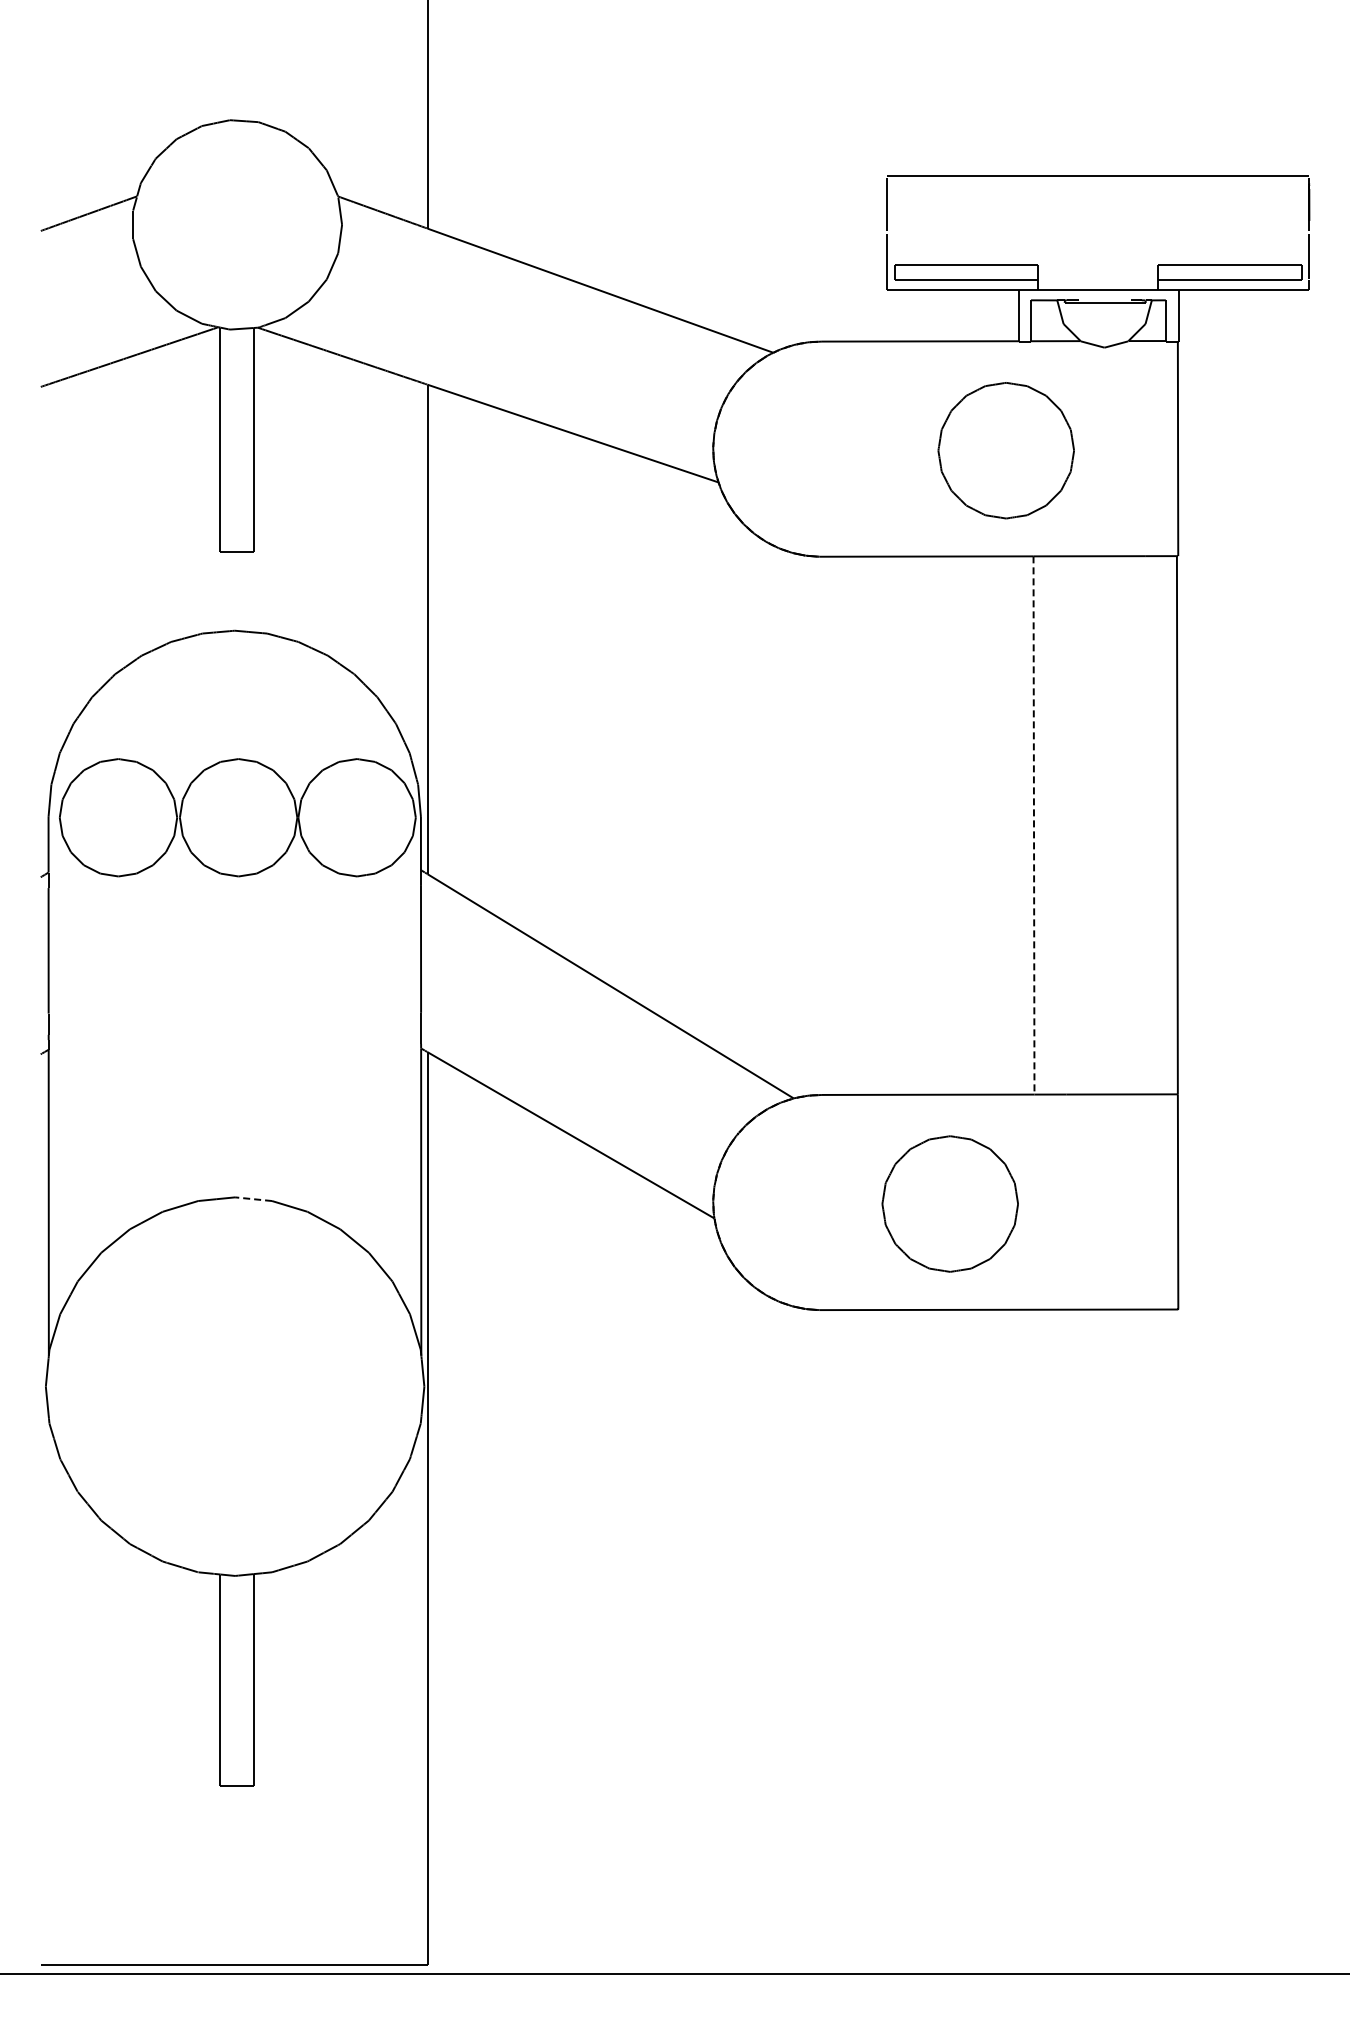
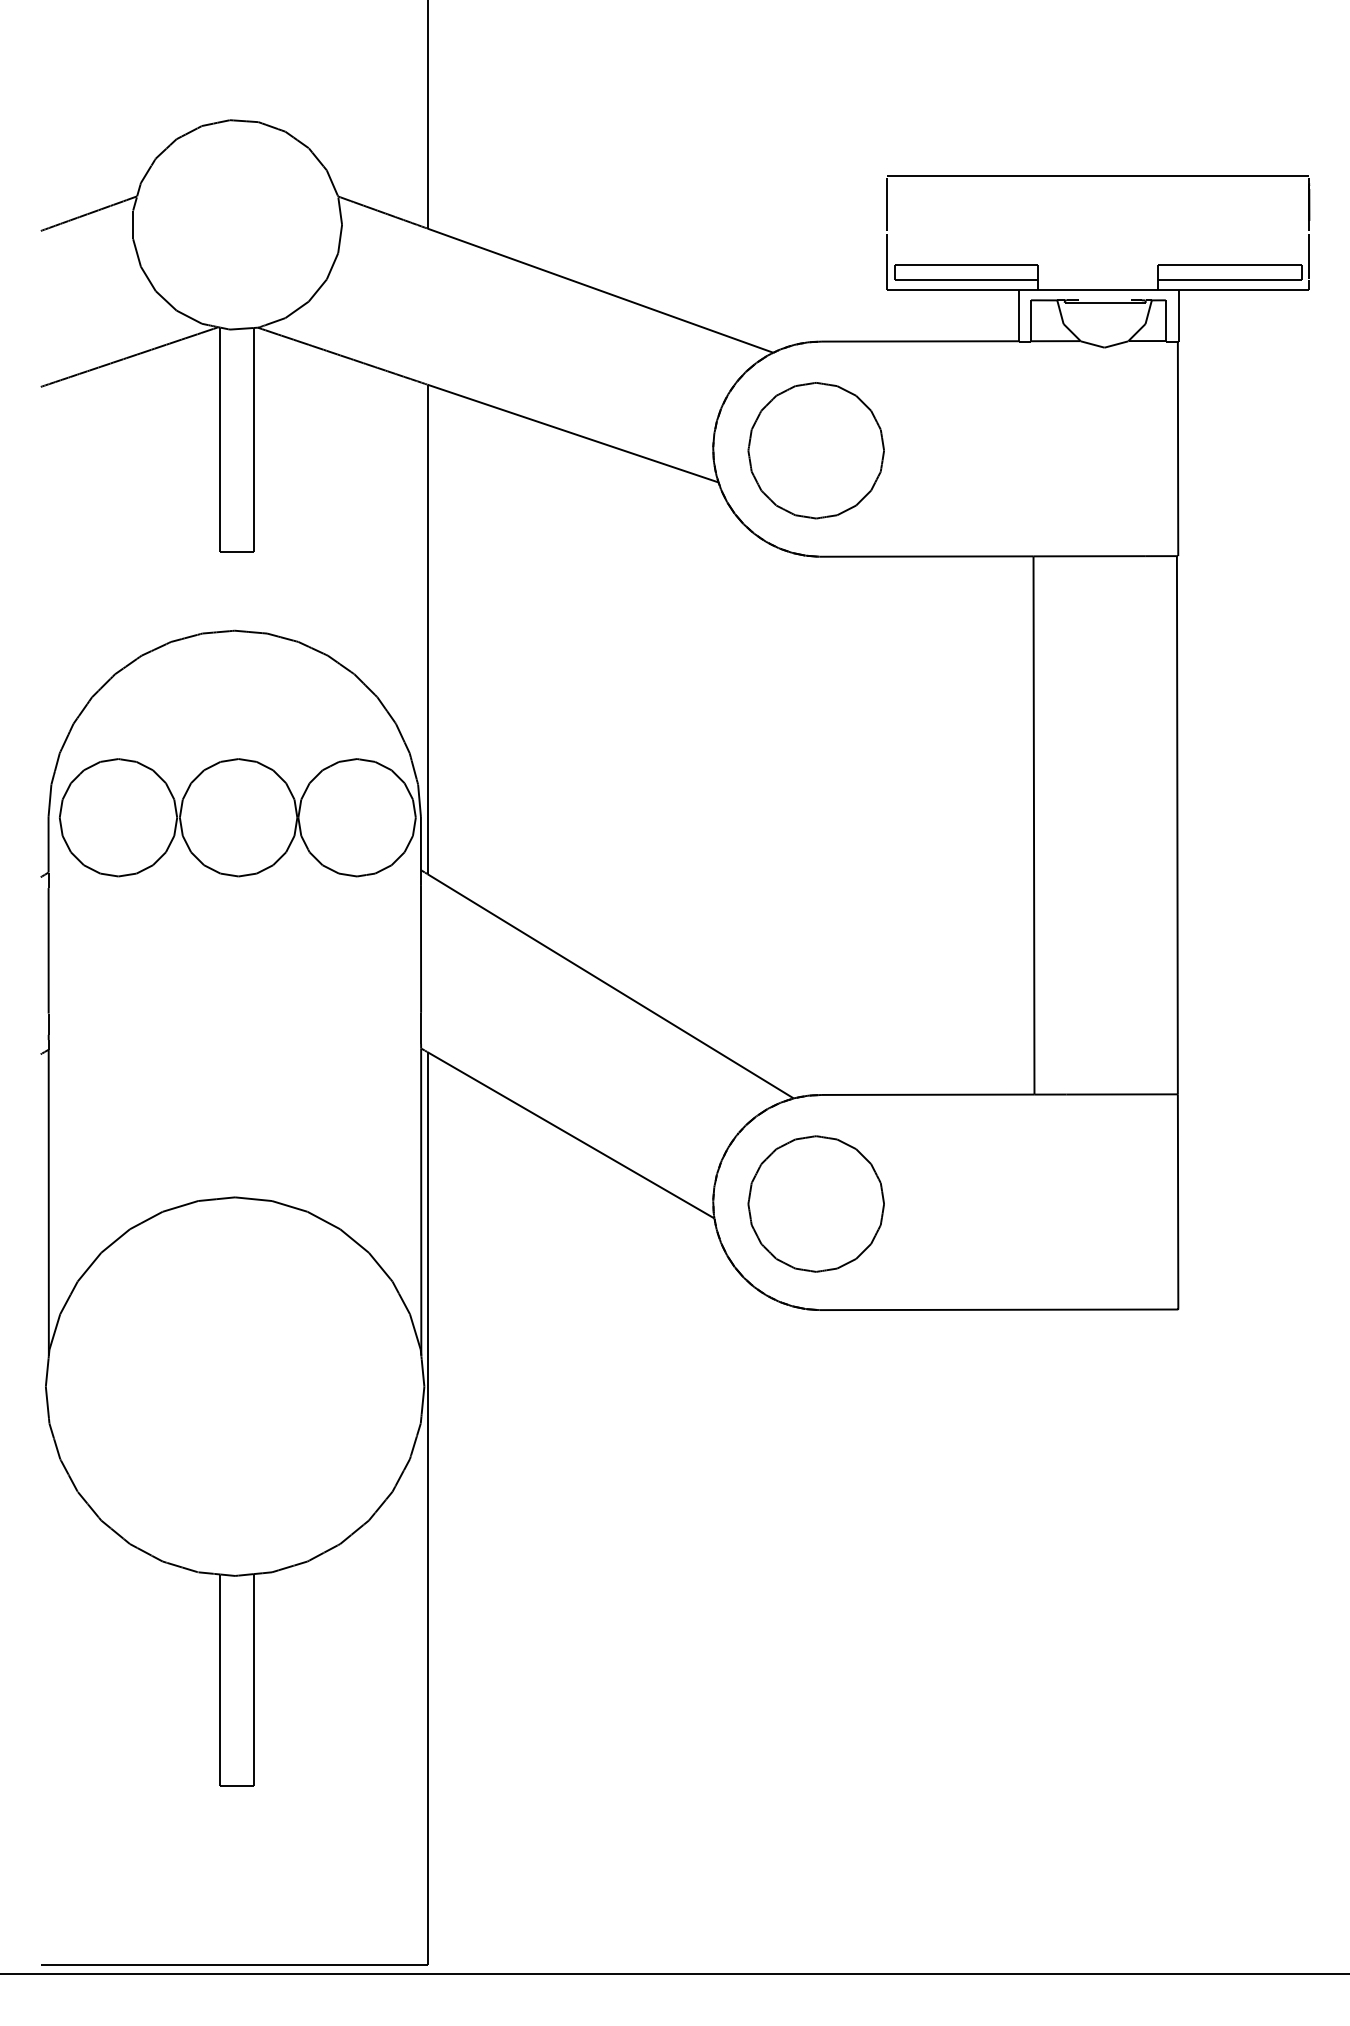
part position: (1005, 450) -> (815, 450) (815, 450)
line: dashed -> solid (1034, 825)
line: dashed -> solid (253, 1199)
part position: (949, 1203) -> (815, 1203) (815, 1203)
